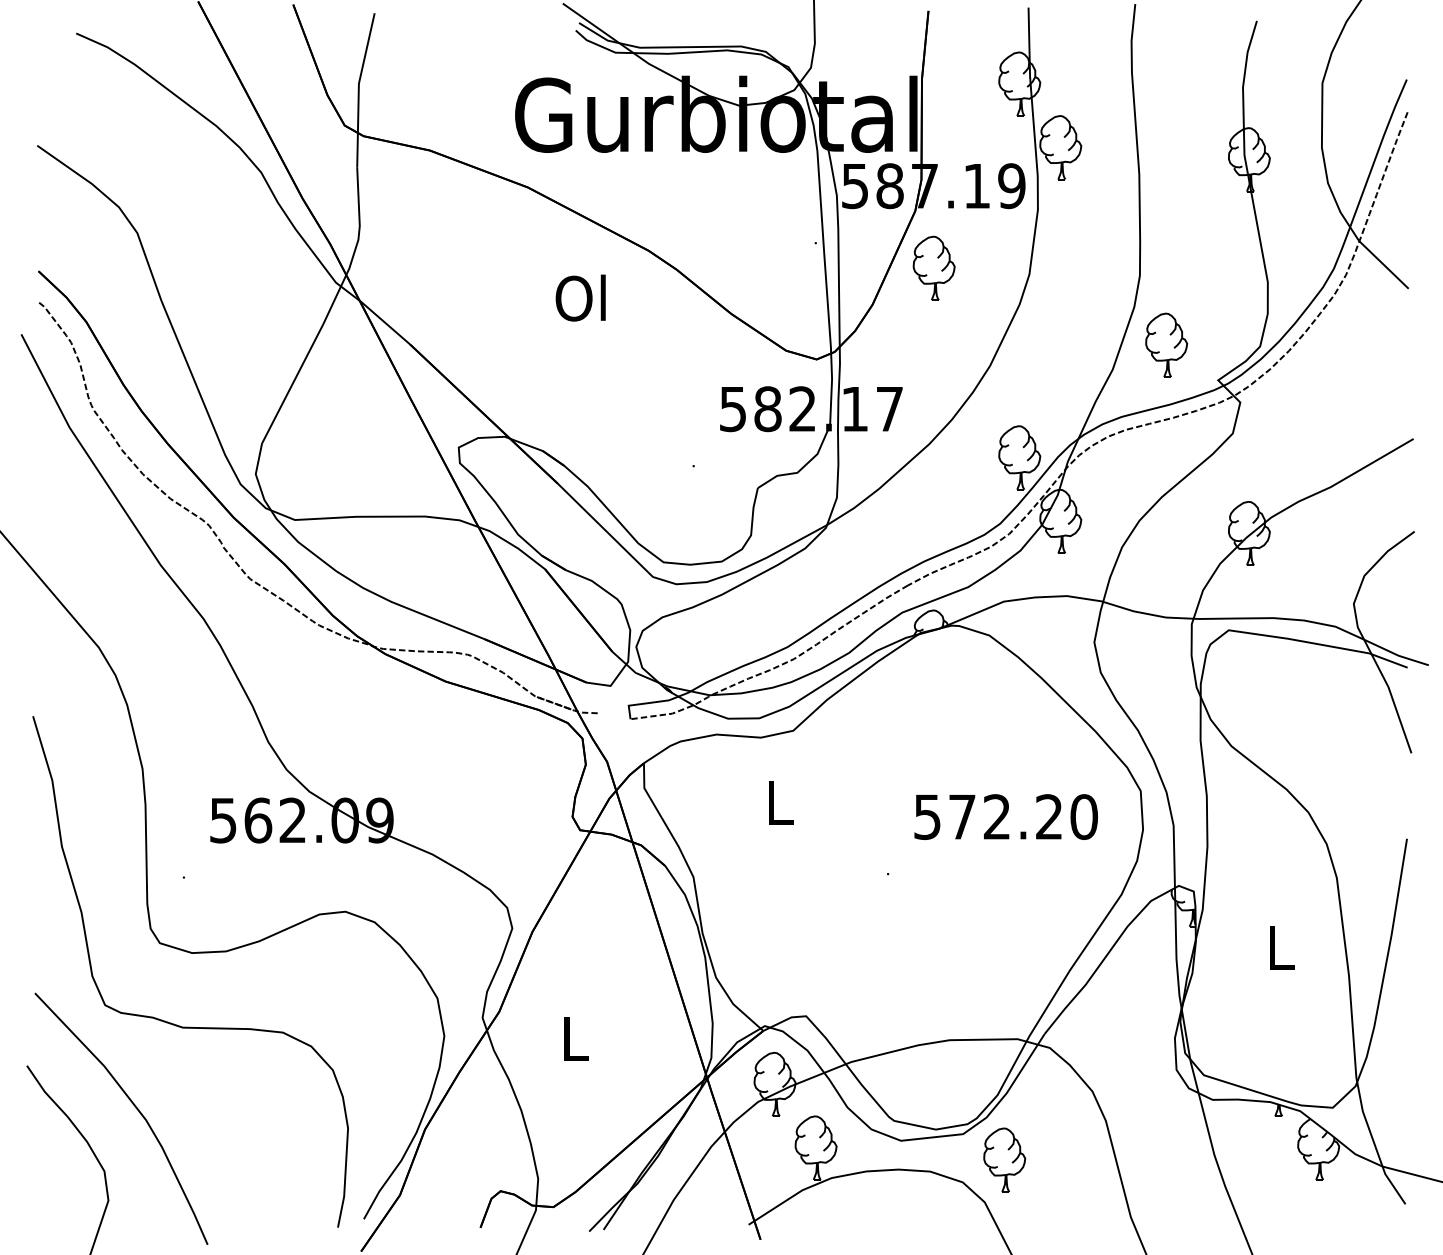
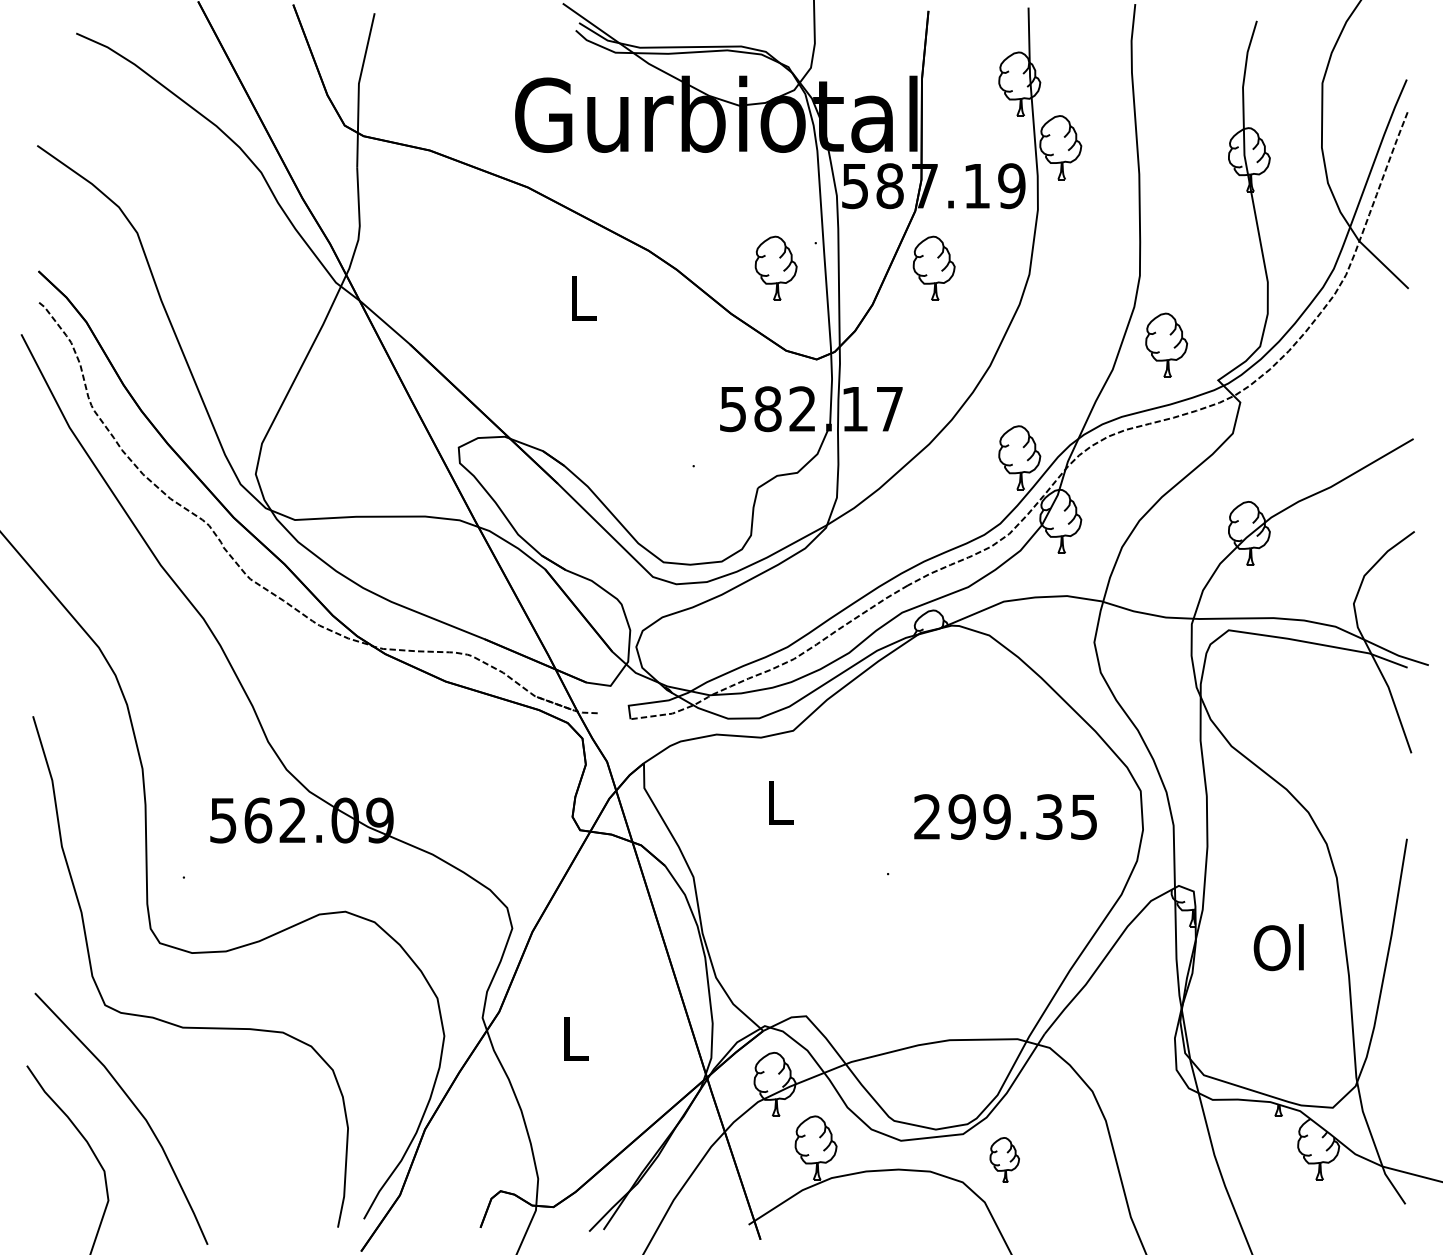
part: none -> present (775, 267)
text: Ol -> L (580, 297)
text: 572.20 -> 299.35 (1005, 816)
text: L -> Ol (1278, 947)
part size: 44x66 px -> 31x46 px (1004, 1159)
